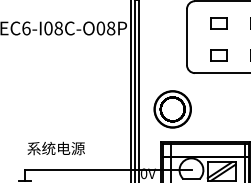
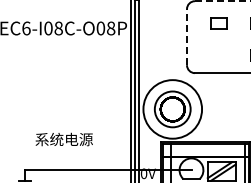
line: solid -> dashed (222, 1)
line: solid -> dashed (187, 36)
part: present -> none (218, 55)
circle diameter: 37 px -> 59 px (172, 109)
text position: (55, 148) -> (63, 139) (63, 139)
